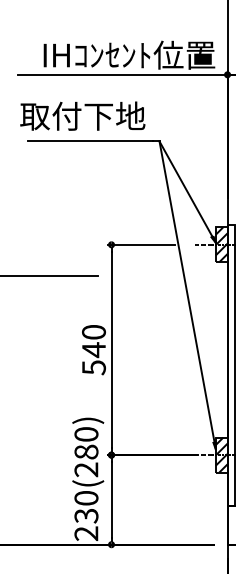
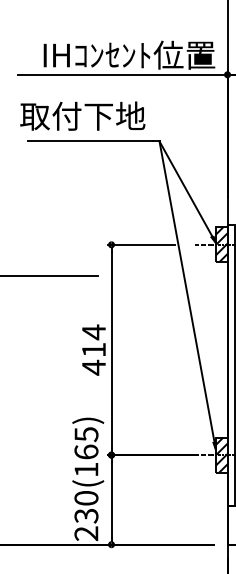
text: 540 -> 414 (93, 349)
text: 230(280) -> 230(165) (86, 452)
